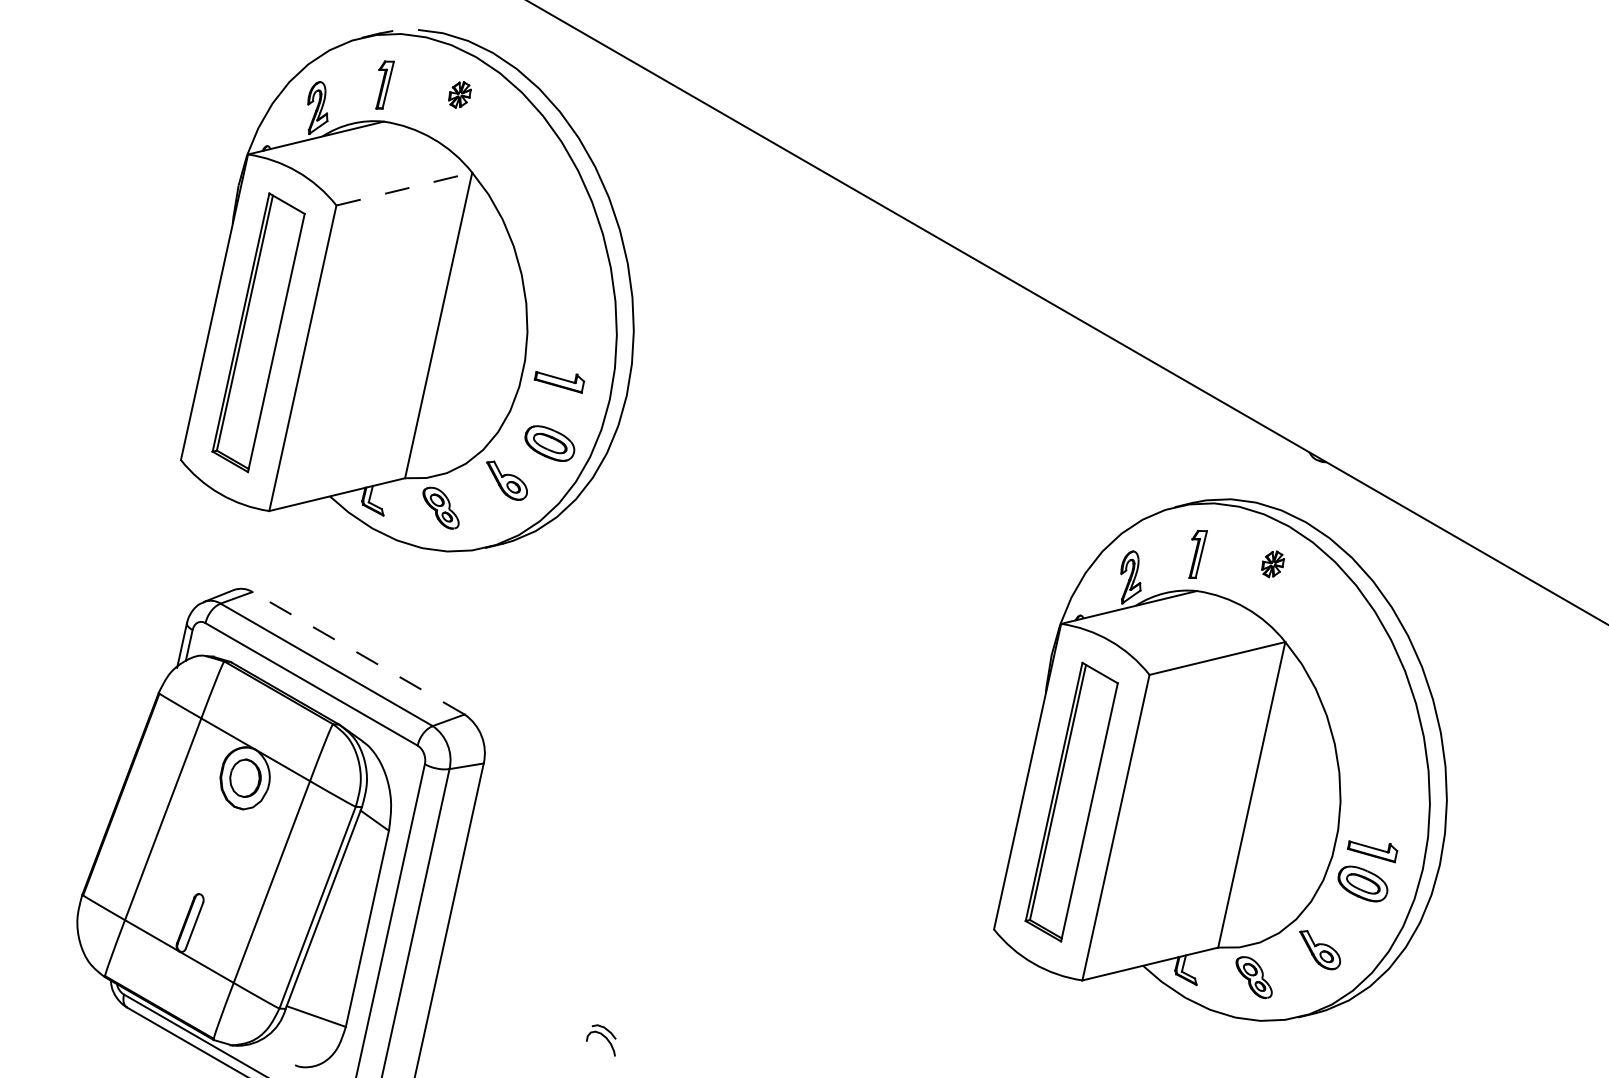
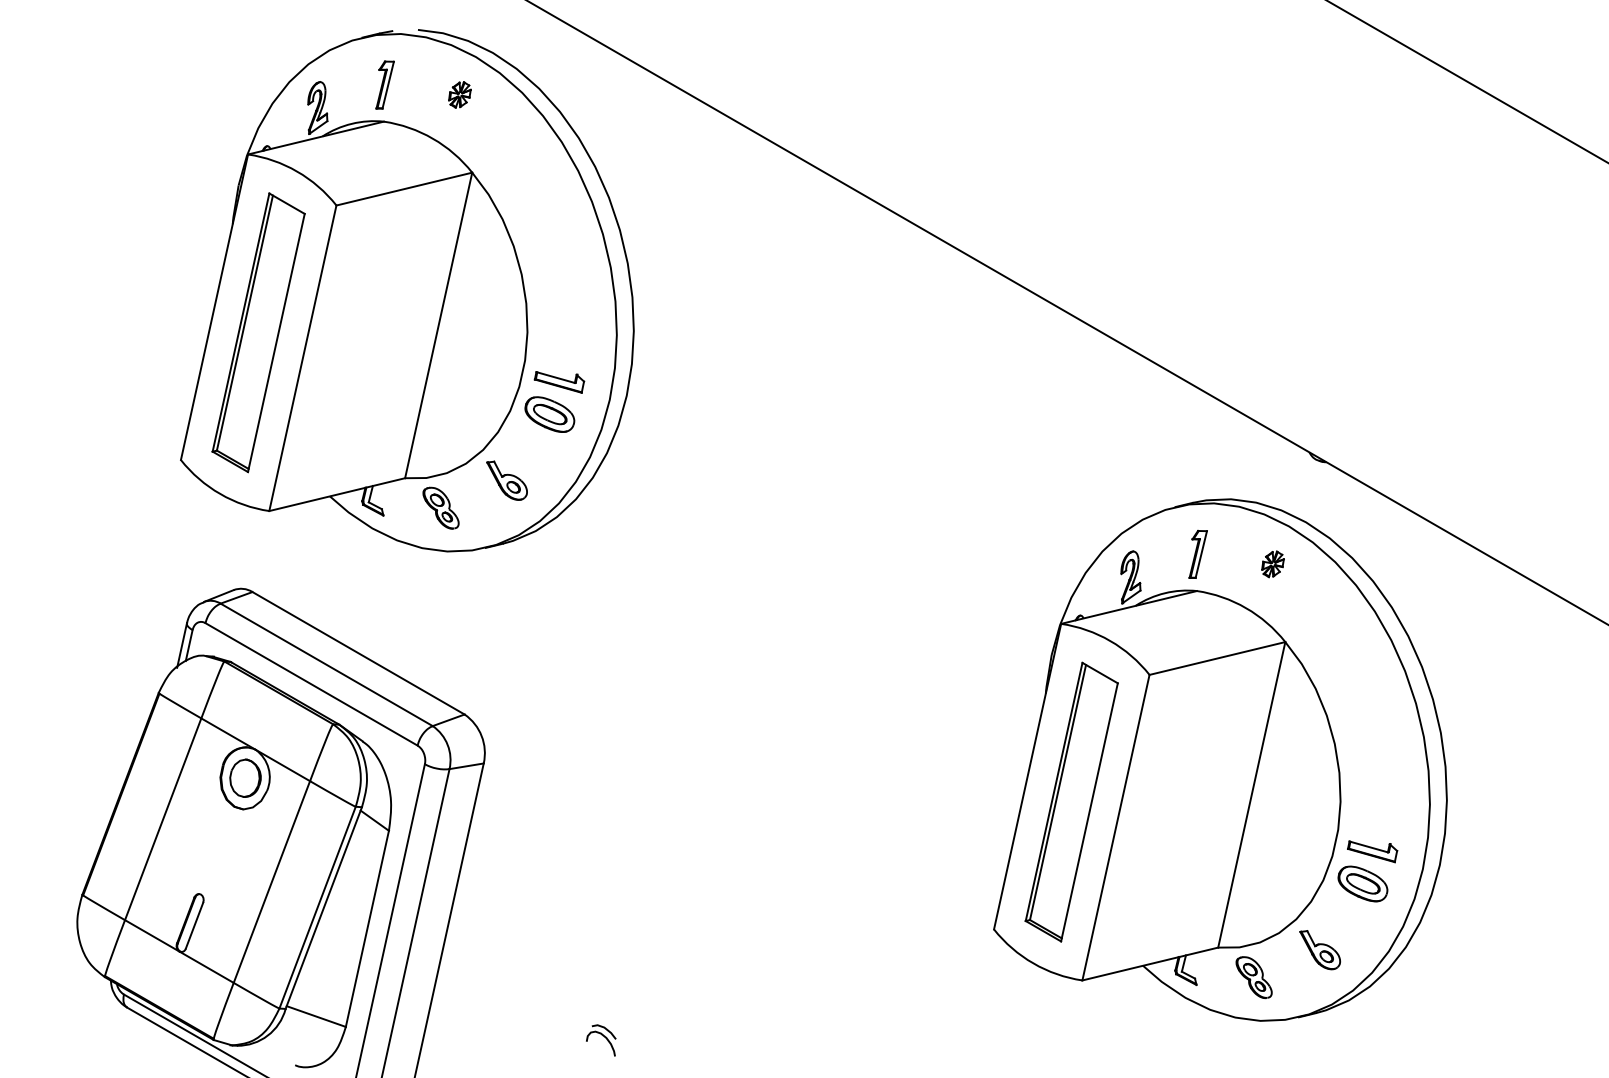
line: none -> present (1467, 81)
line: dashed -> solid (404, 189)
part position: (549, 443) -> (549, 414) (549, 414)
line: dashed -> solid (358, 653)
